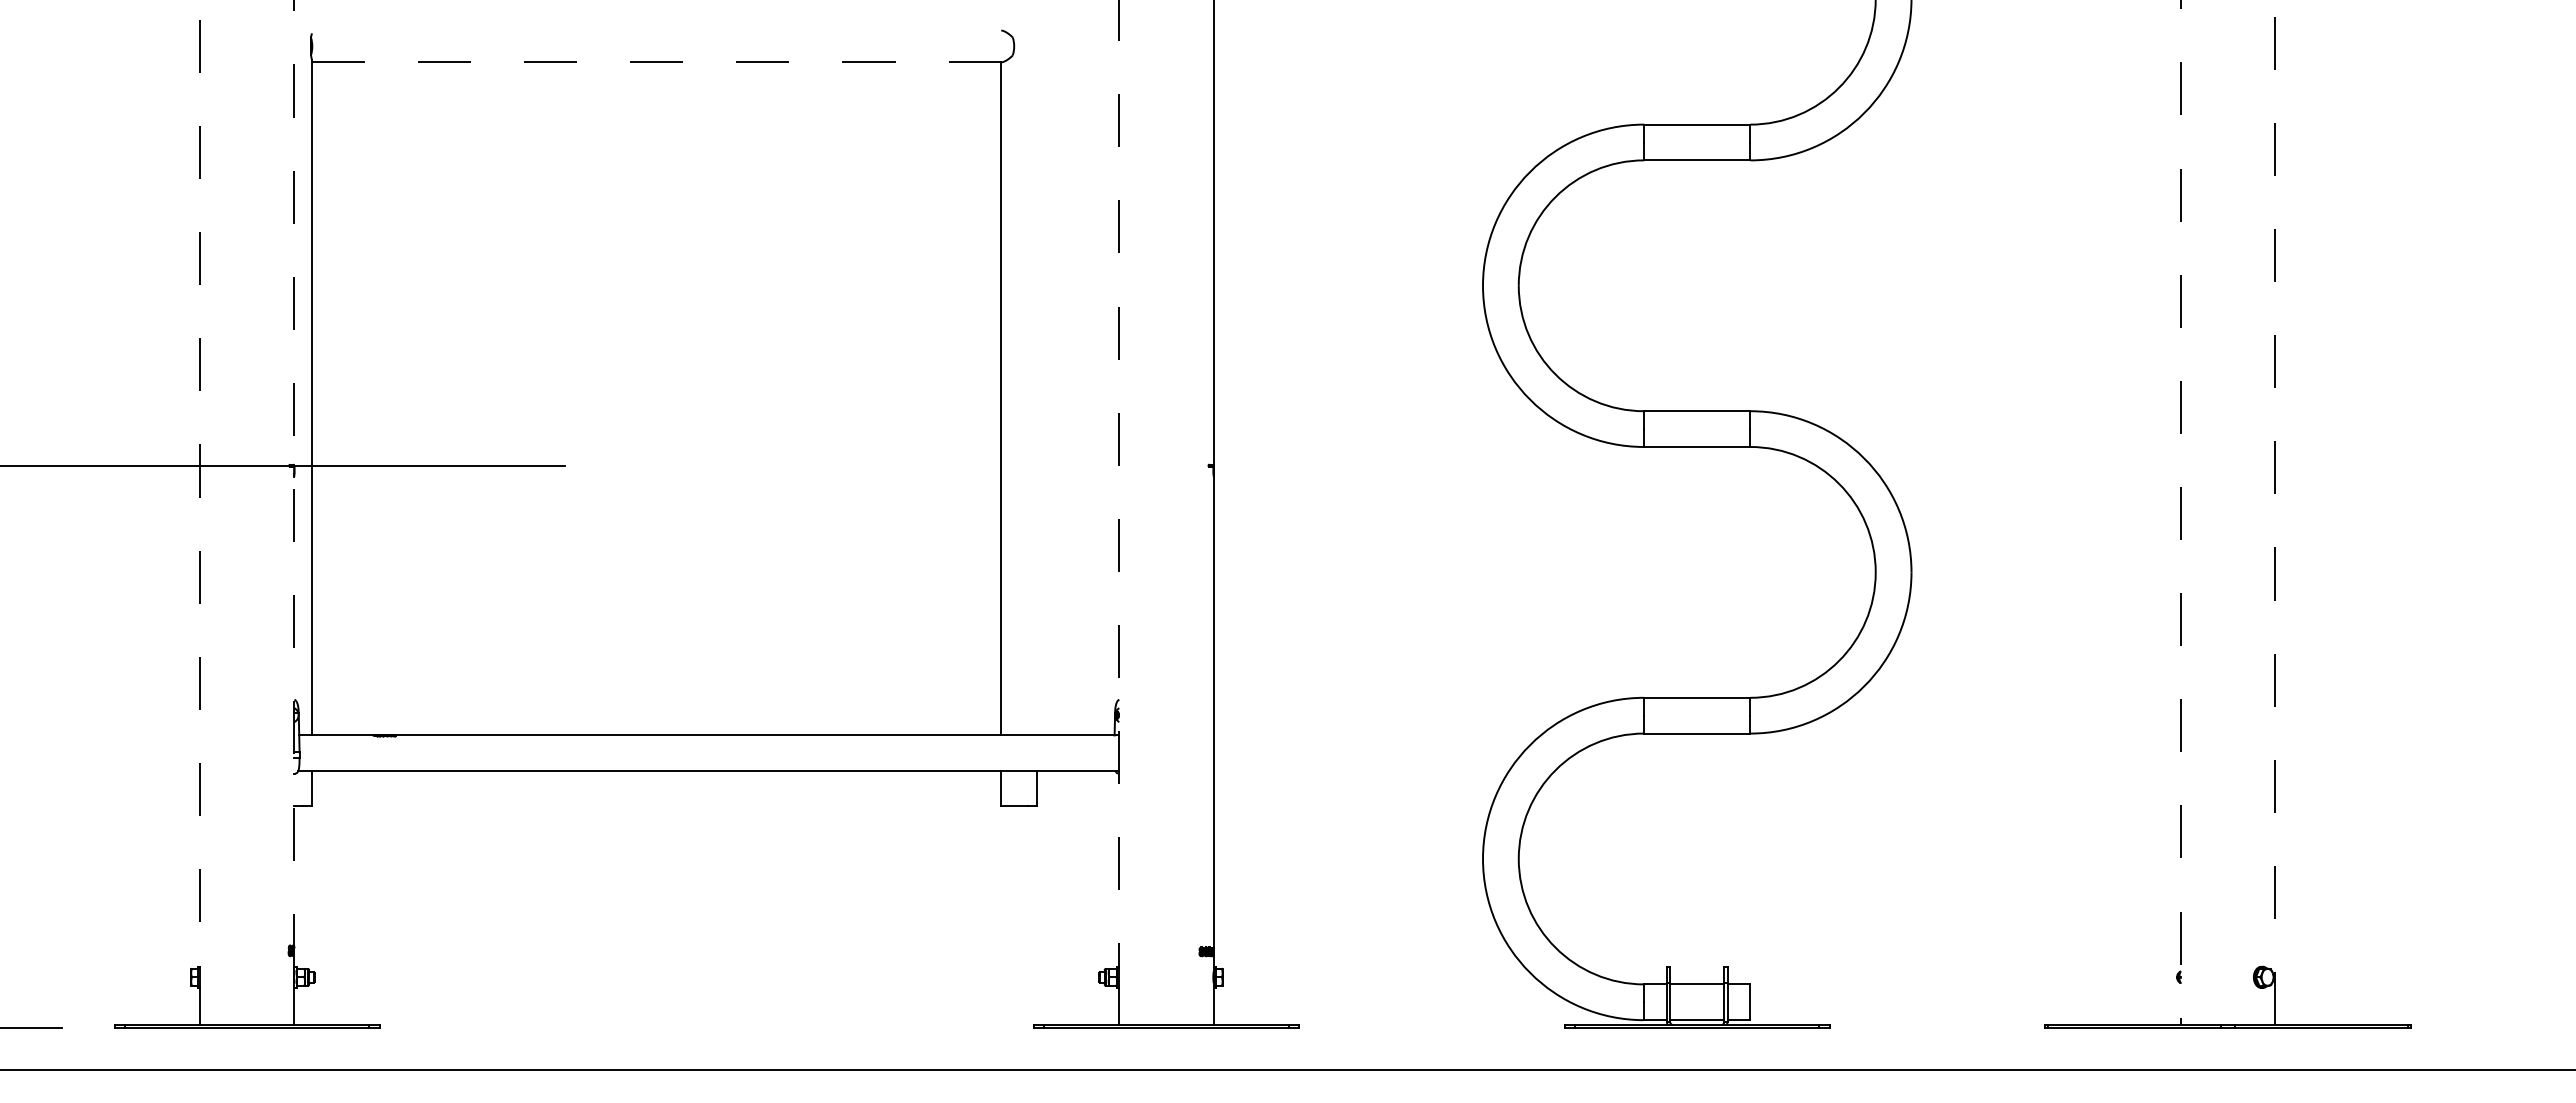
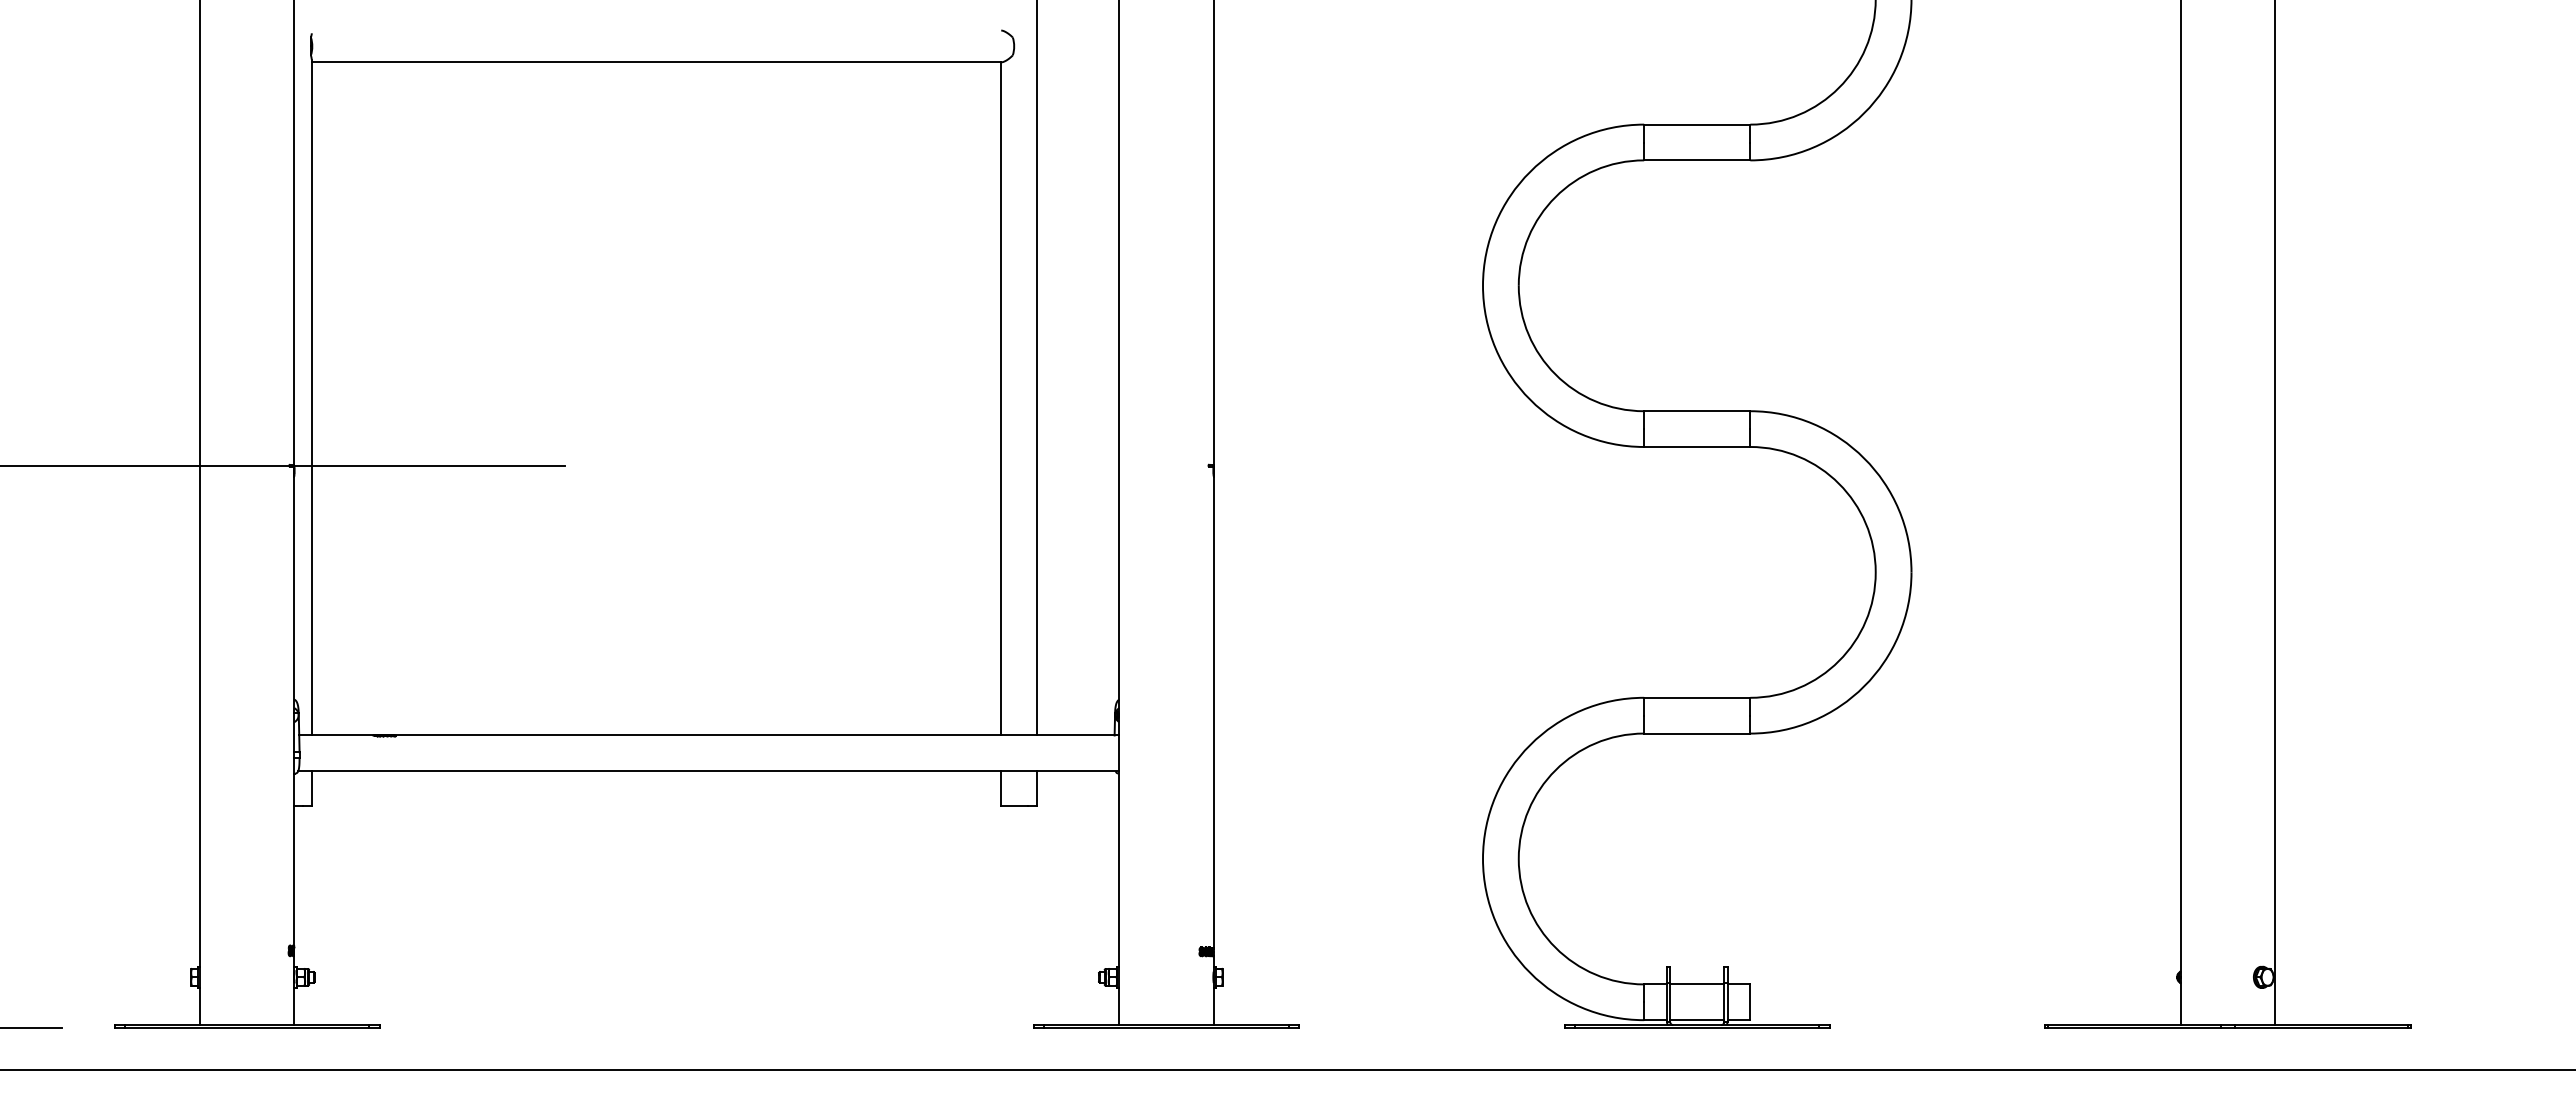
line: dashed -> solid (656, 62)
line: none -> present (1037, 368)
line: dashed -> solid (294, 482)
line: dashed -> solid (200, 483)
line: dashed -> solid (1119, 483)
line: dashed -> solid (2275, 512)
line: dashed -> solid (2180, 513)
